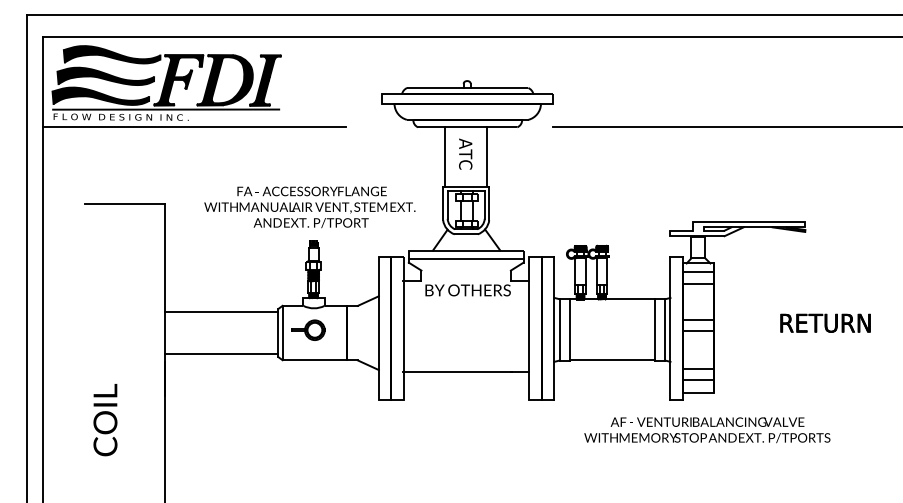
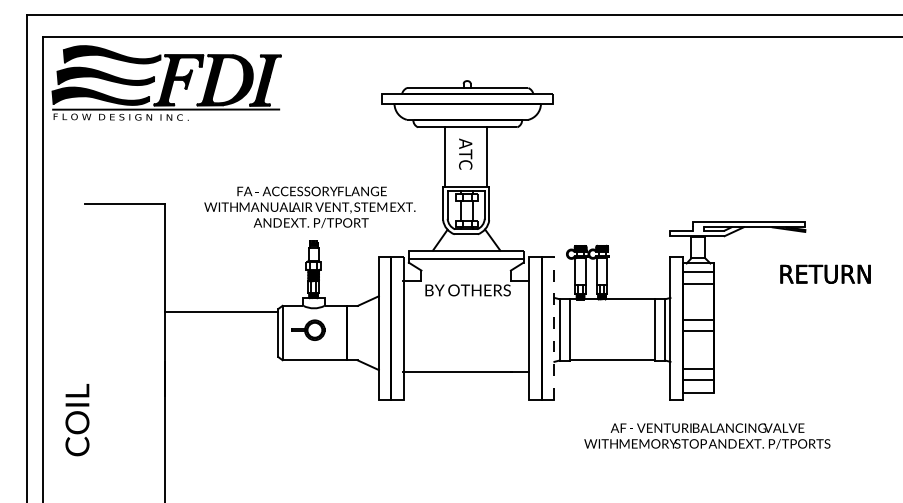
line: present -> none (194, 127)
line: present -> none (725, 127)
text position: (825, 322) -> (825, 273) (825, 273)
line: solid -> dashed (554, 327)
line: present -> none (221, 353)
text position: (105, 420) -> (77, 420) (77, 420)
text position: (707, 430) -> (707, 436) (707, 436)
